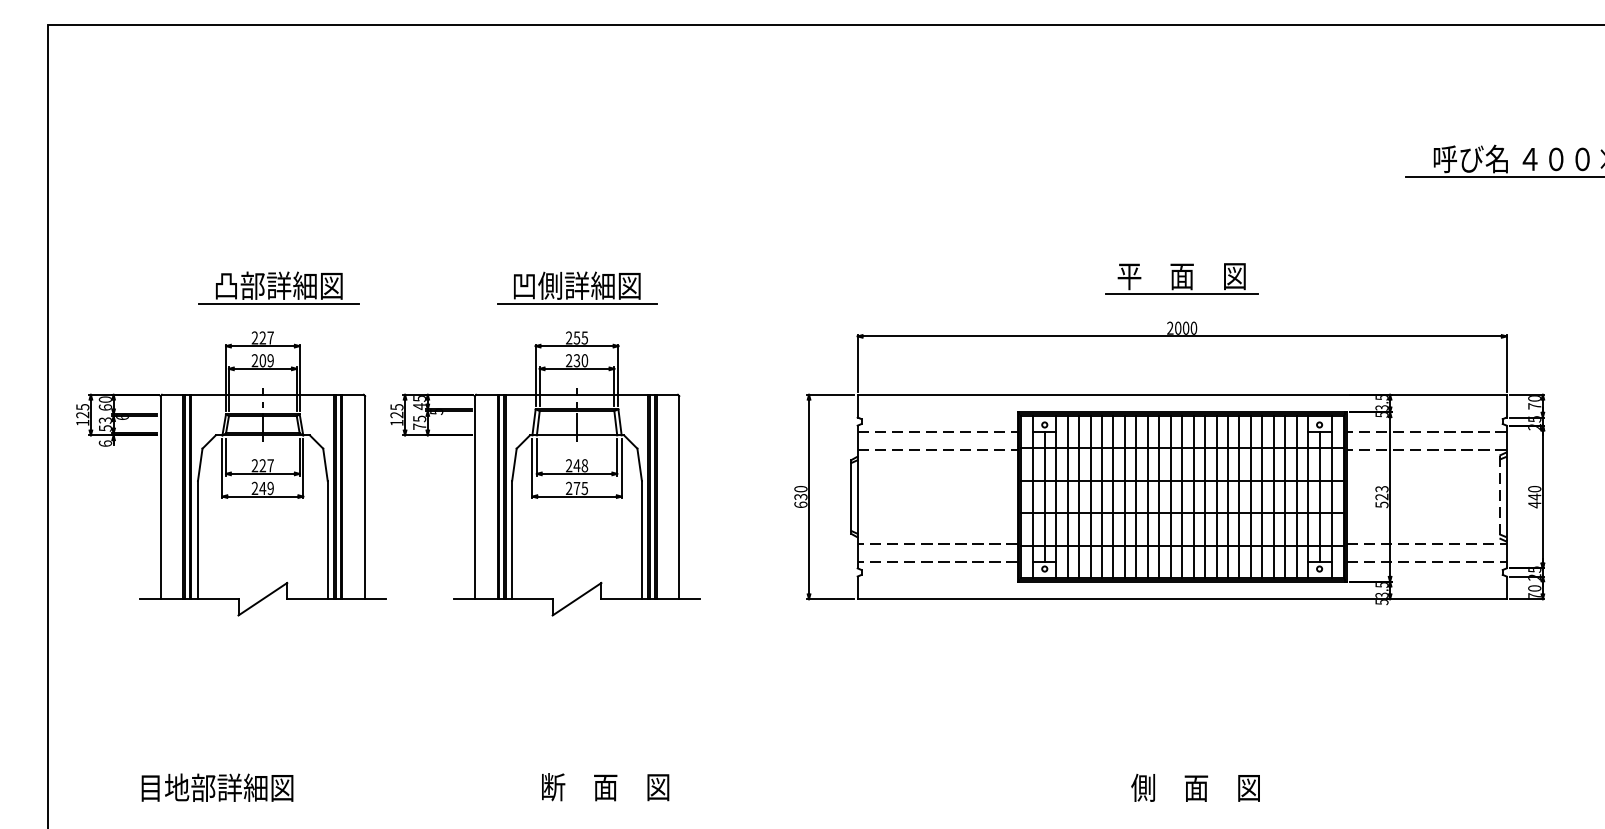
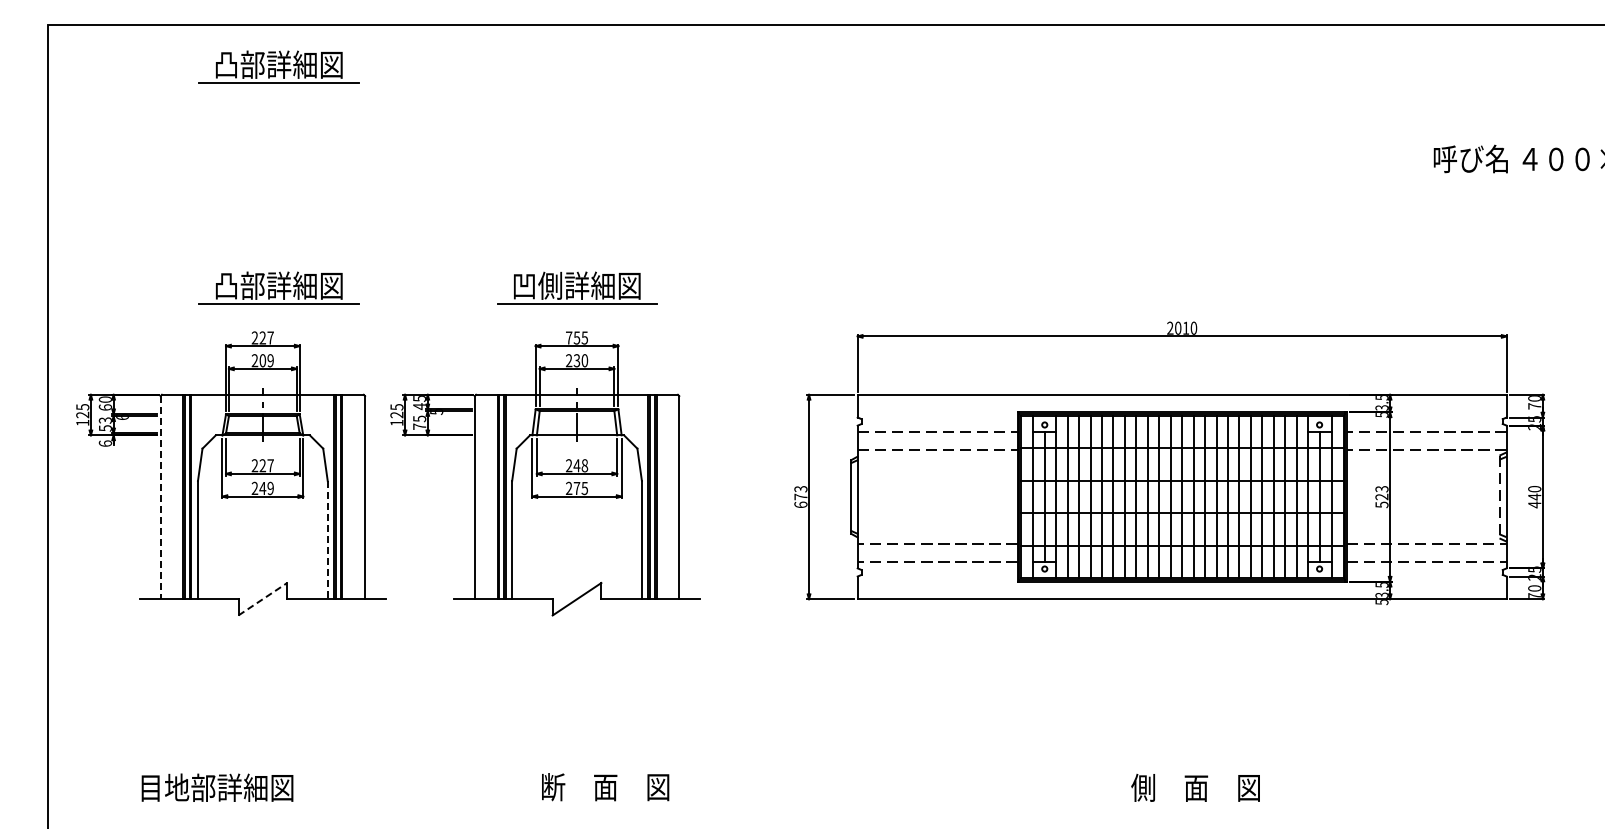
part: none -> present (278, 66)
line: present -> none (1503, 177)
part: present -> none (1181, 278)
text: 2000 -> 2010 (1186, 327)
text: 255 -> 755 (569, 337)
text: 630 -> 673 (800, 493)
line: solid -> dashed (160, 497)
line: solid -> dashed (327, 540)
line: solid -> dashed (263, 598)
